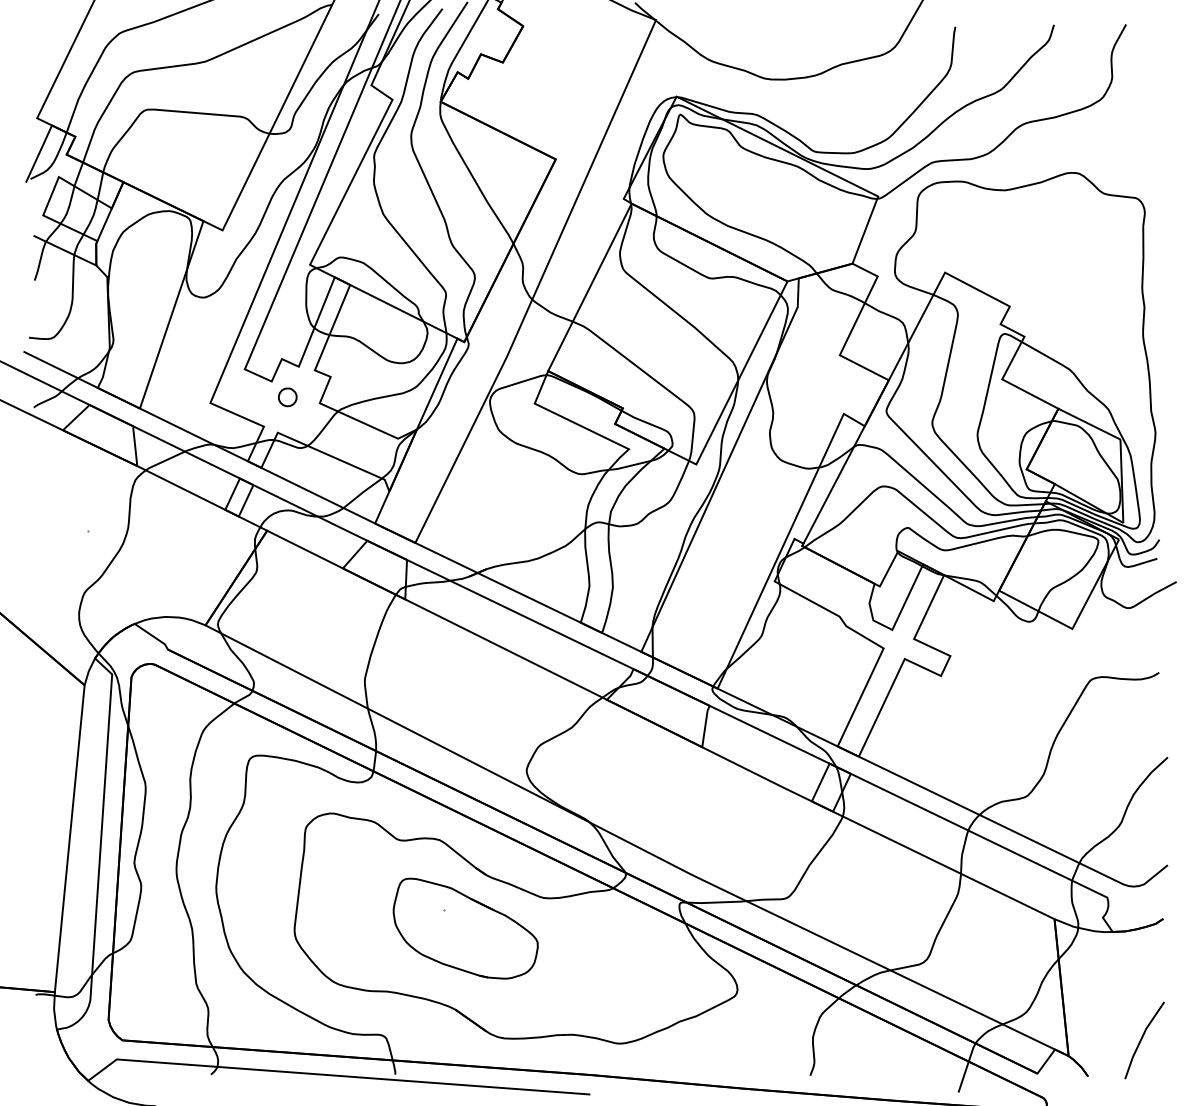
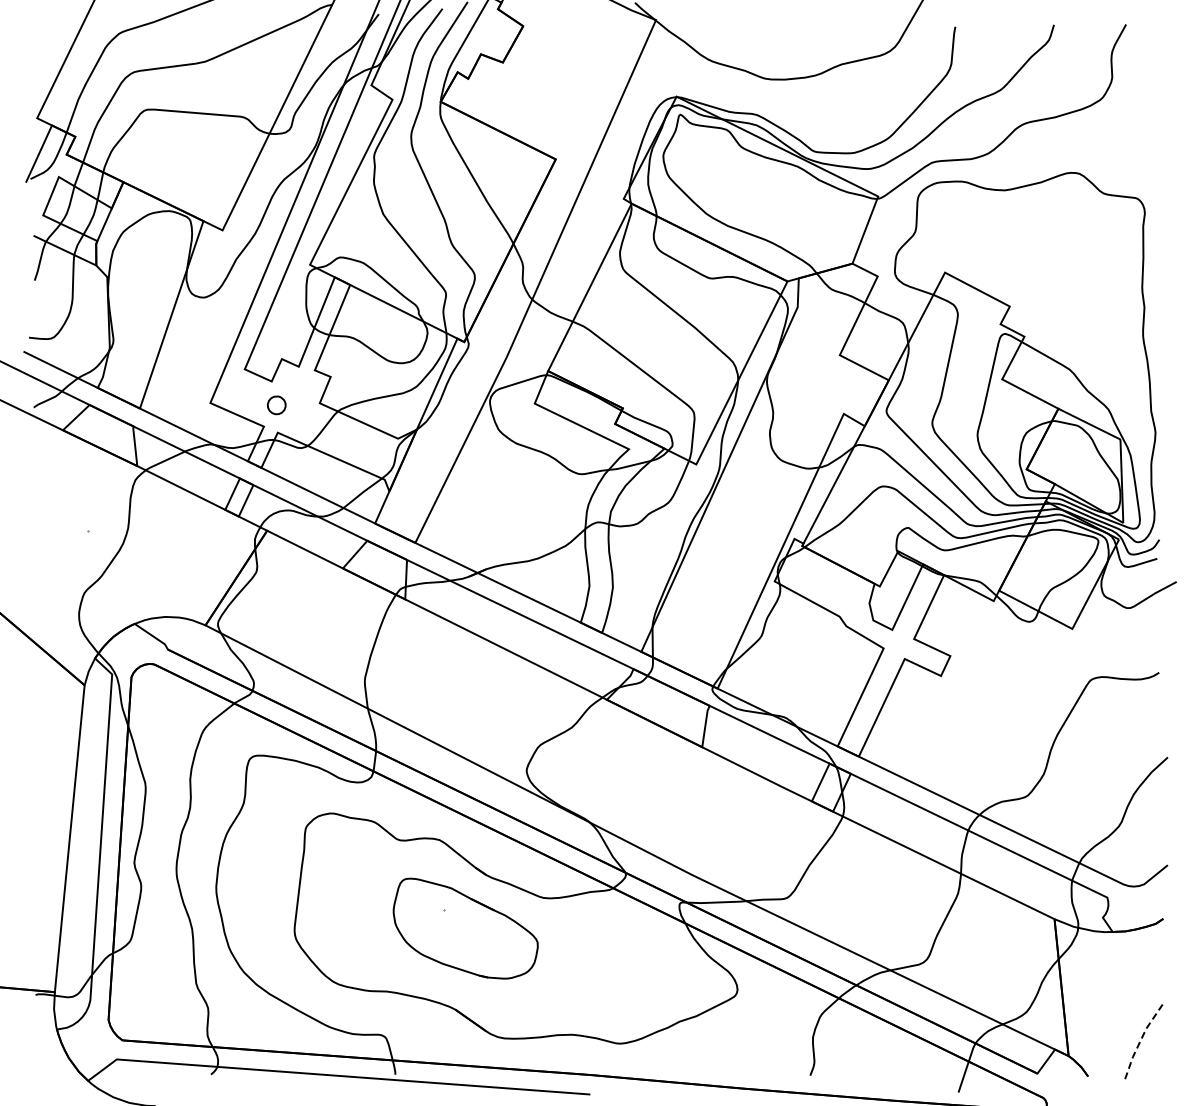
part position: (287, 397) -> (276, 405) (276, 405)
line: solid -> dashed (1141, 1038)
